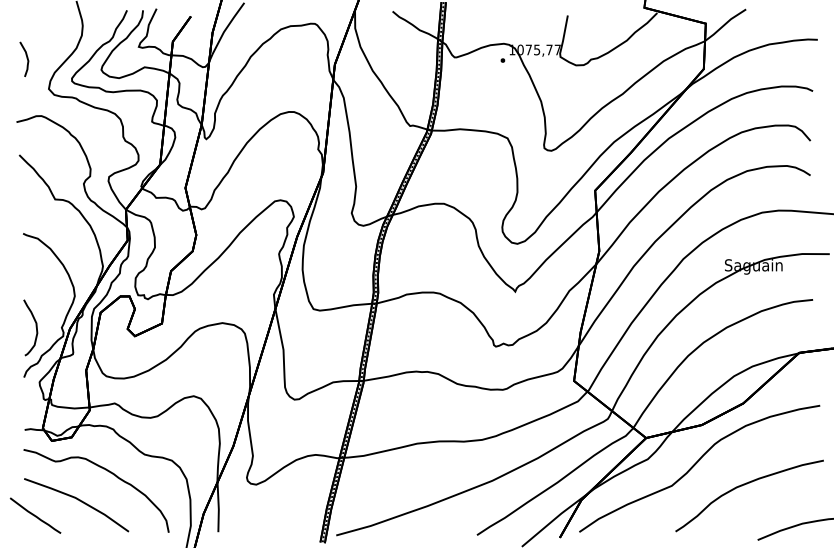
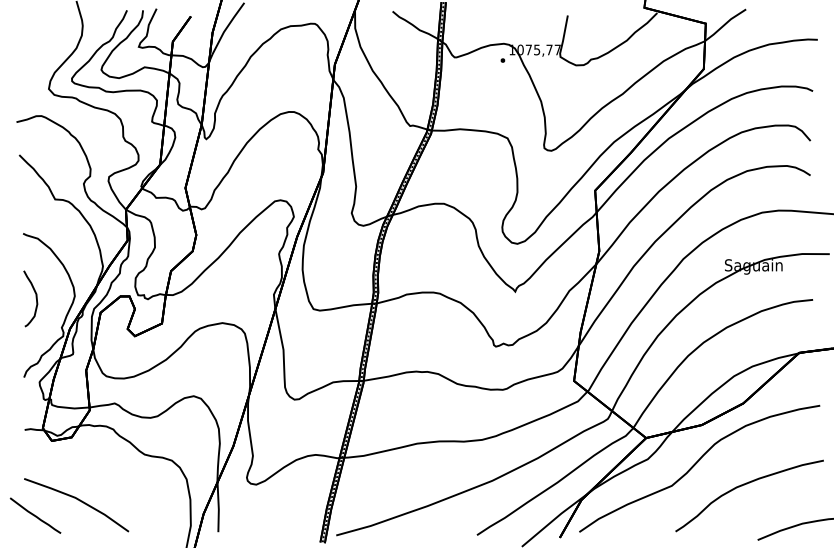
curve: present -> none (26, 58)
curve position: (35, 327) -> (35, 298) (35, 298)
curve: present -> none (108, 472)
